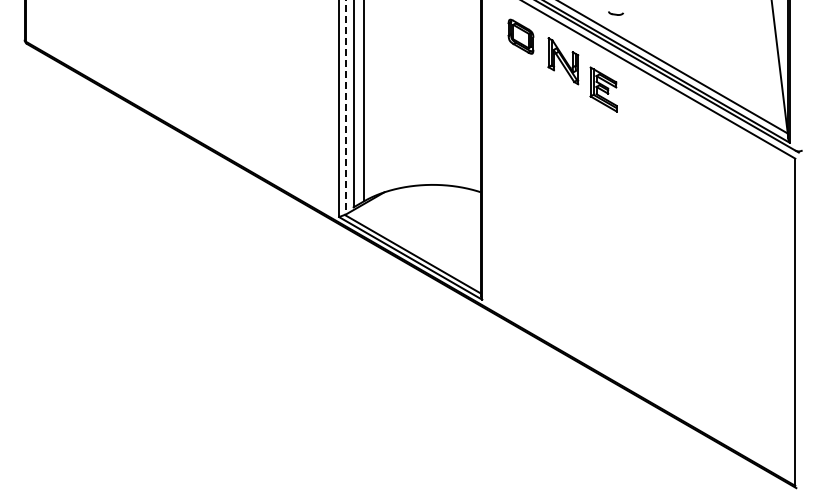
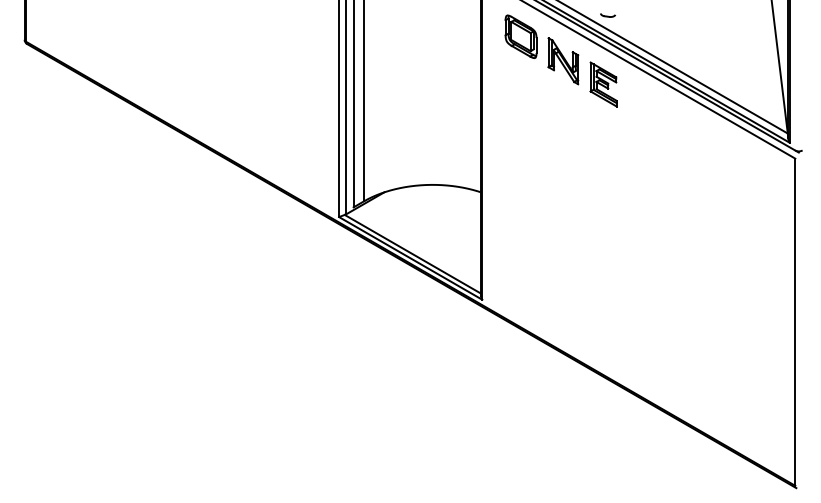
part position: (615, 13) -> (607, 15) (607, 15)
part size: 28x37 px -> 34x45 px (520, 36)
part position: (603, 89) -> (603, 84) (603, 84)
line: dashed -> solid (346, 107)
